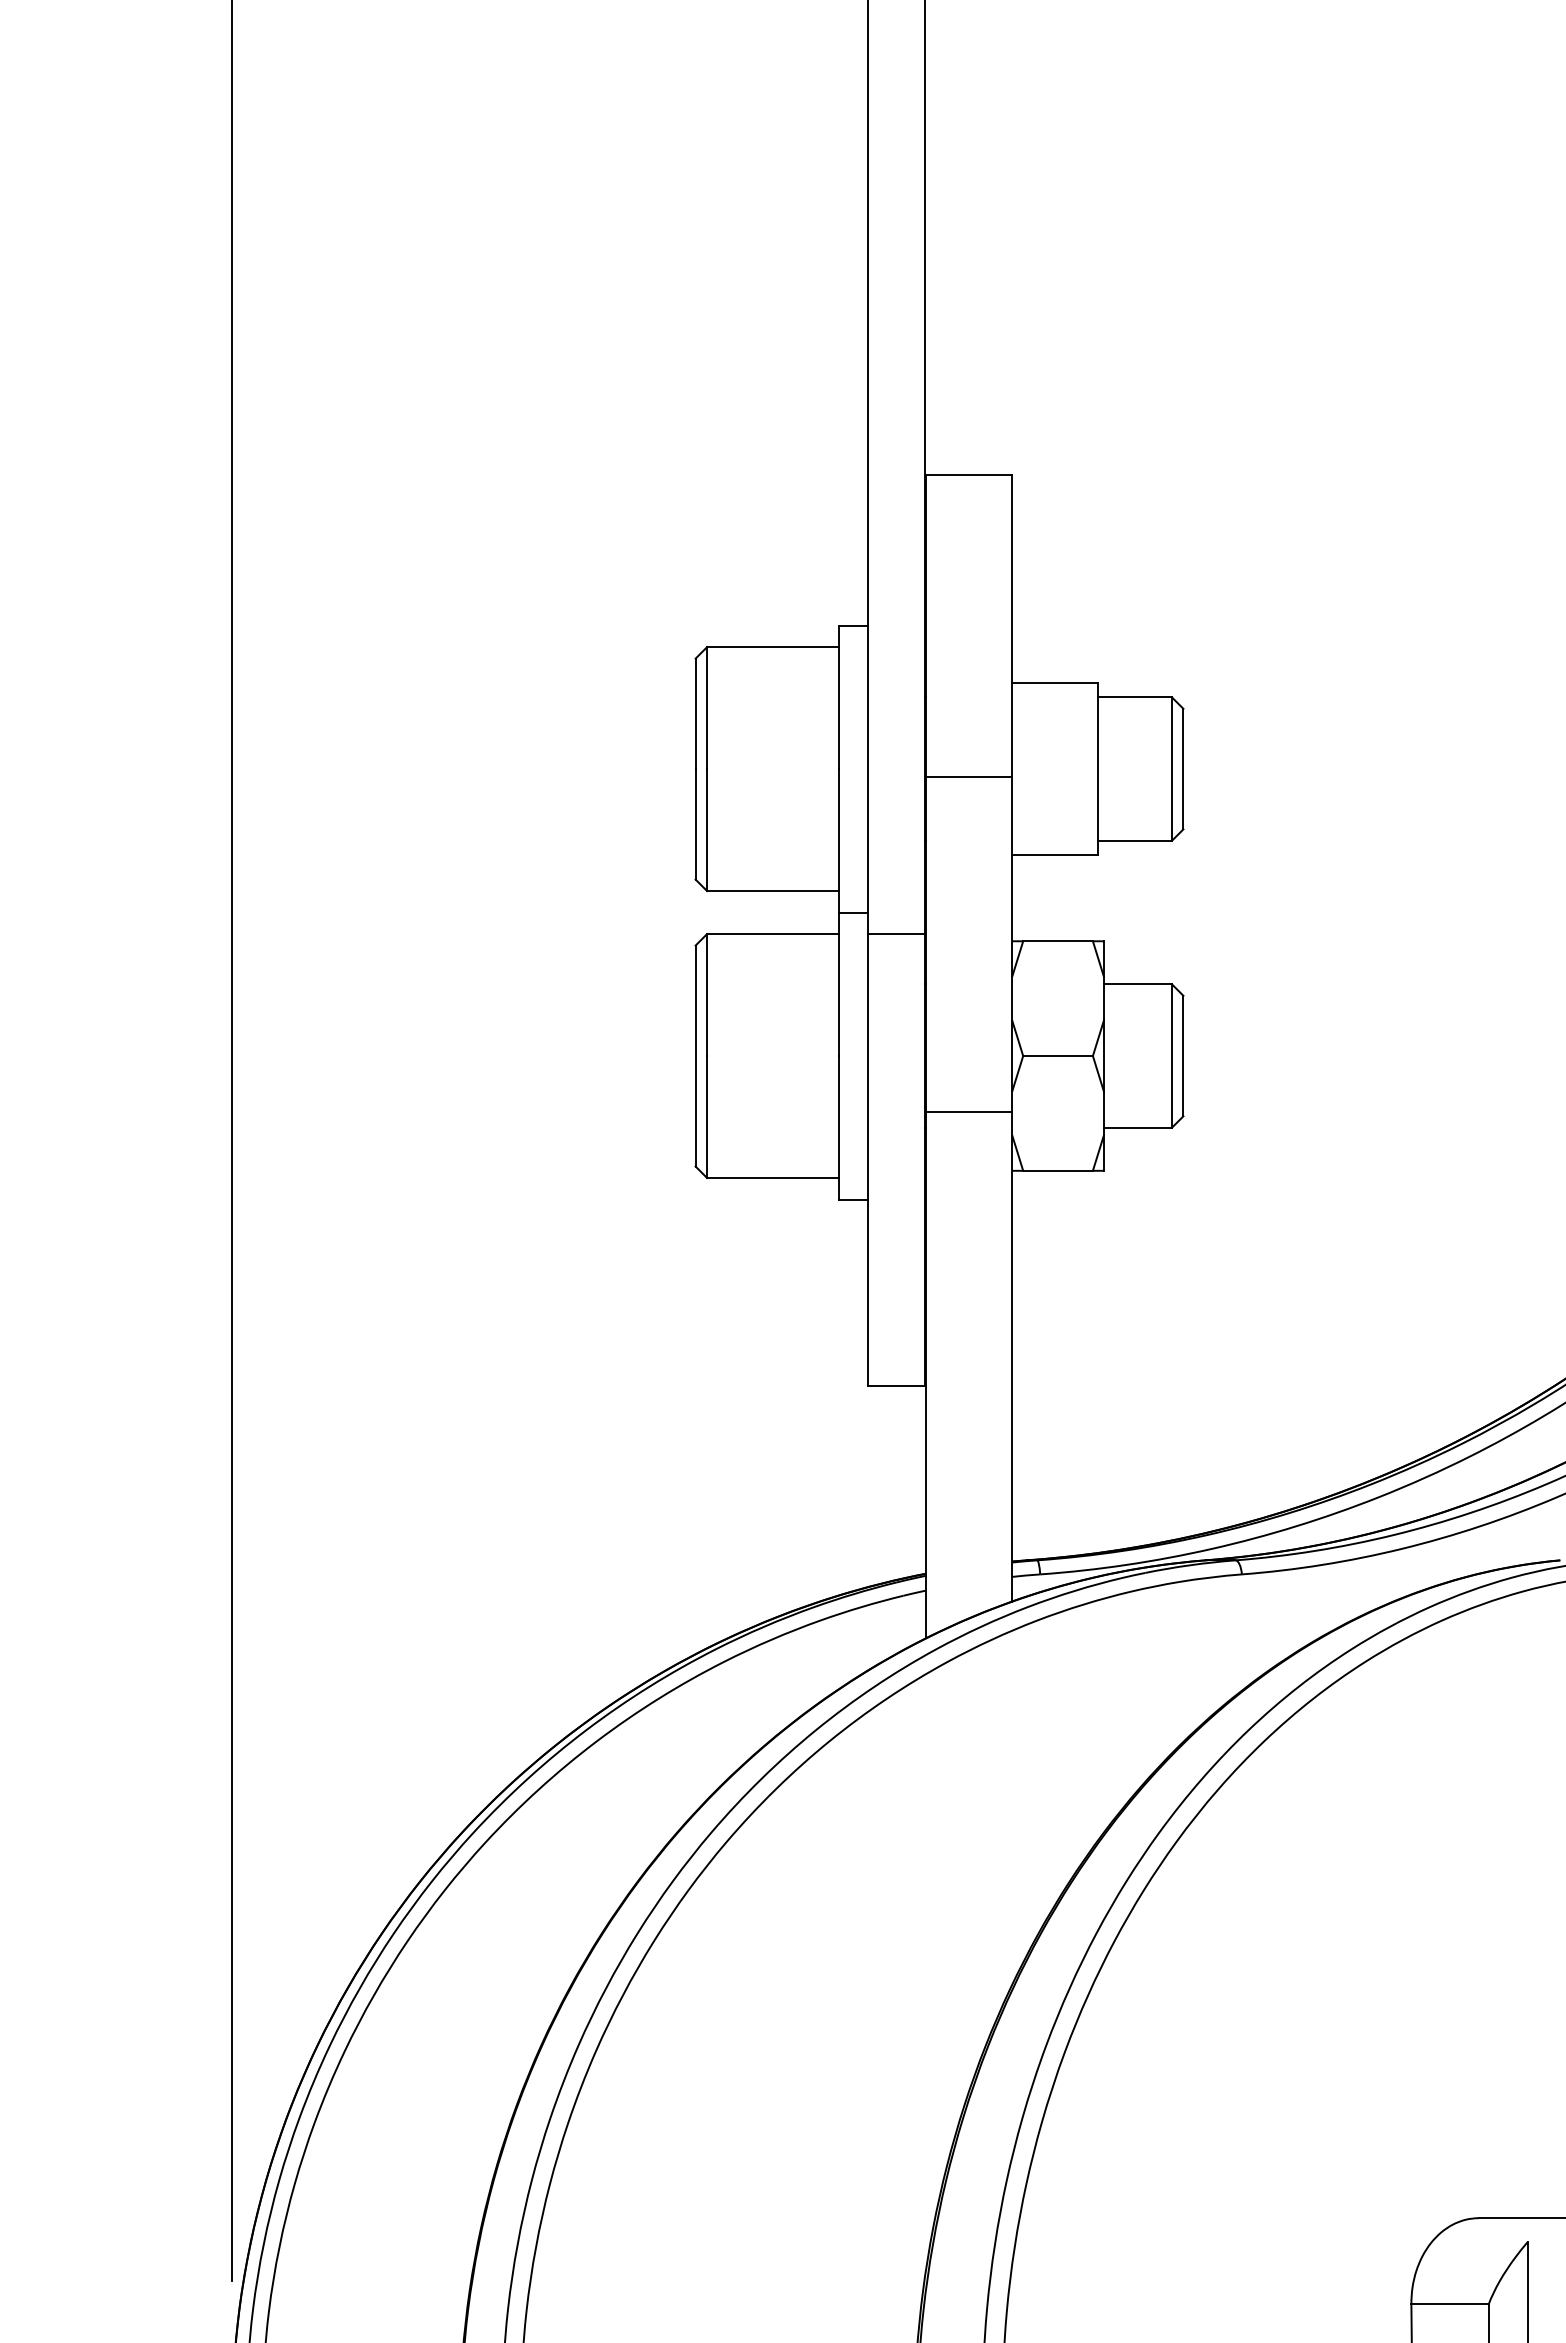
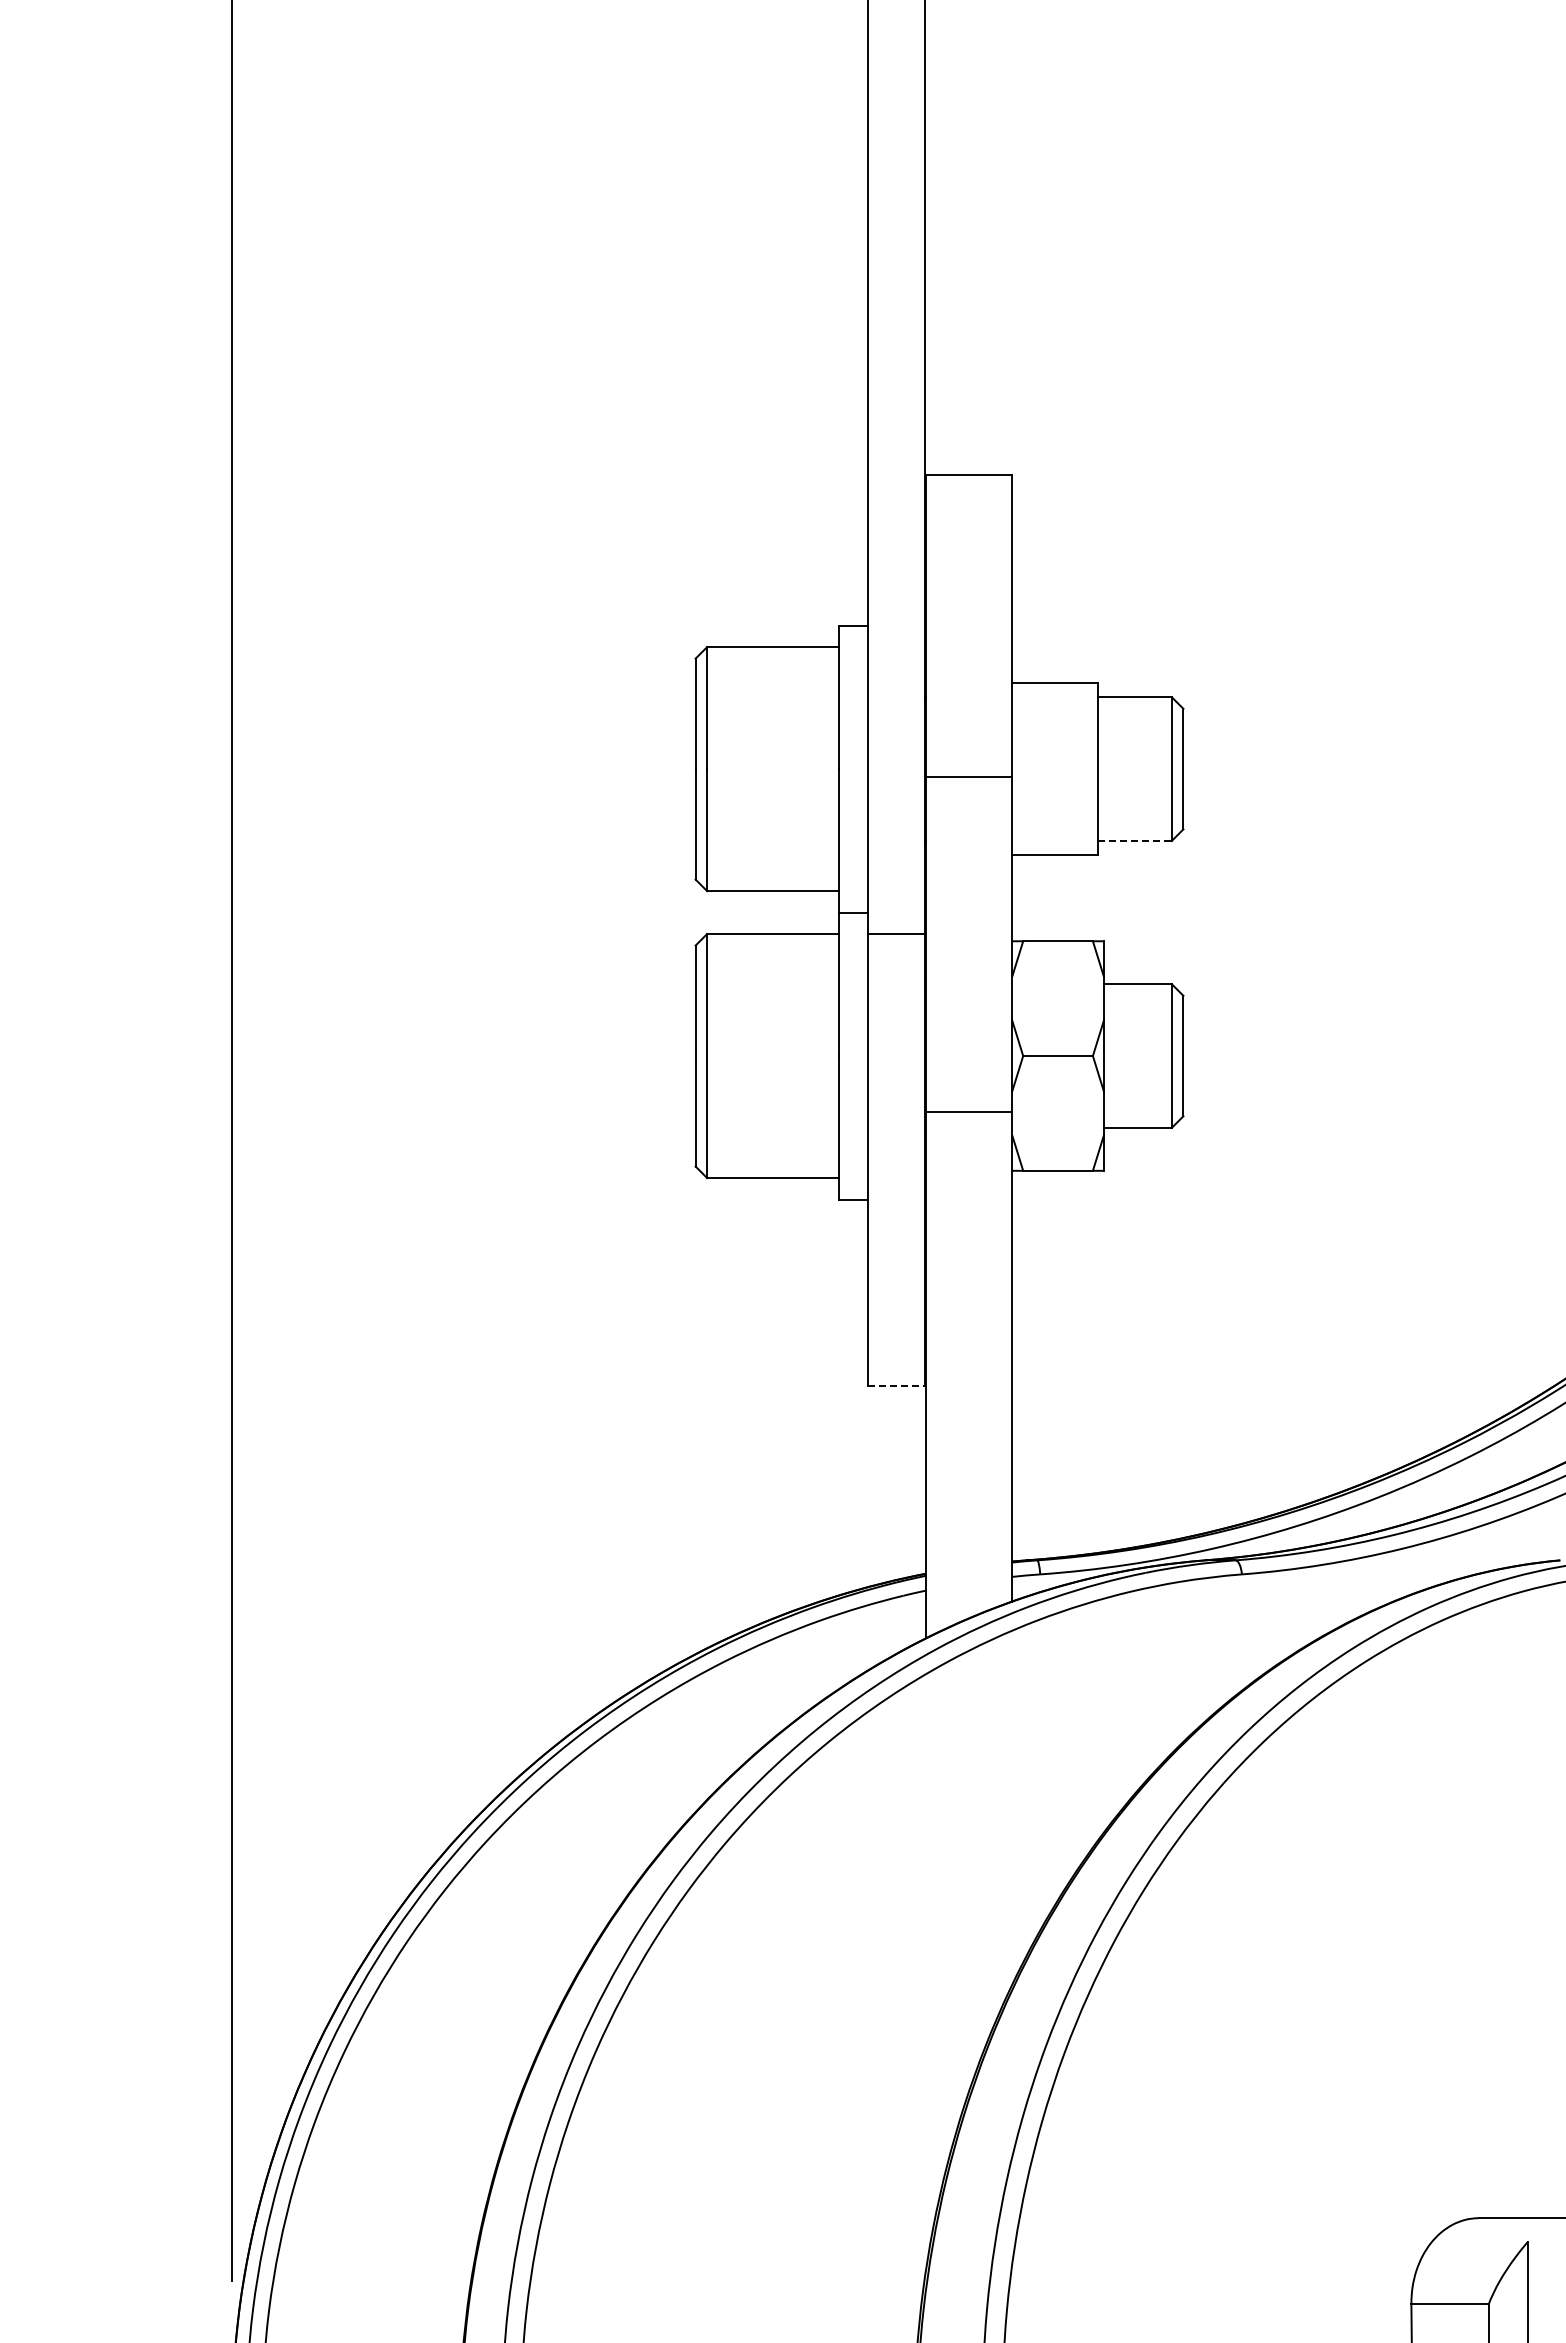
line: solid -> dashed (1135, 840)
line: solid -> dashed (896, 1386)
